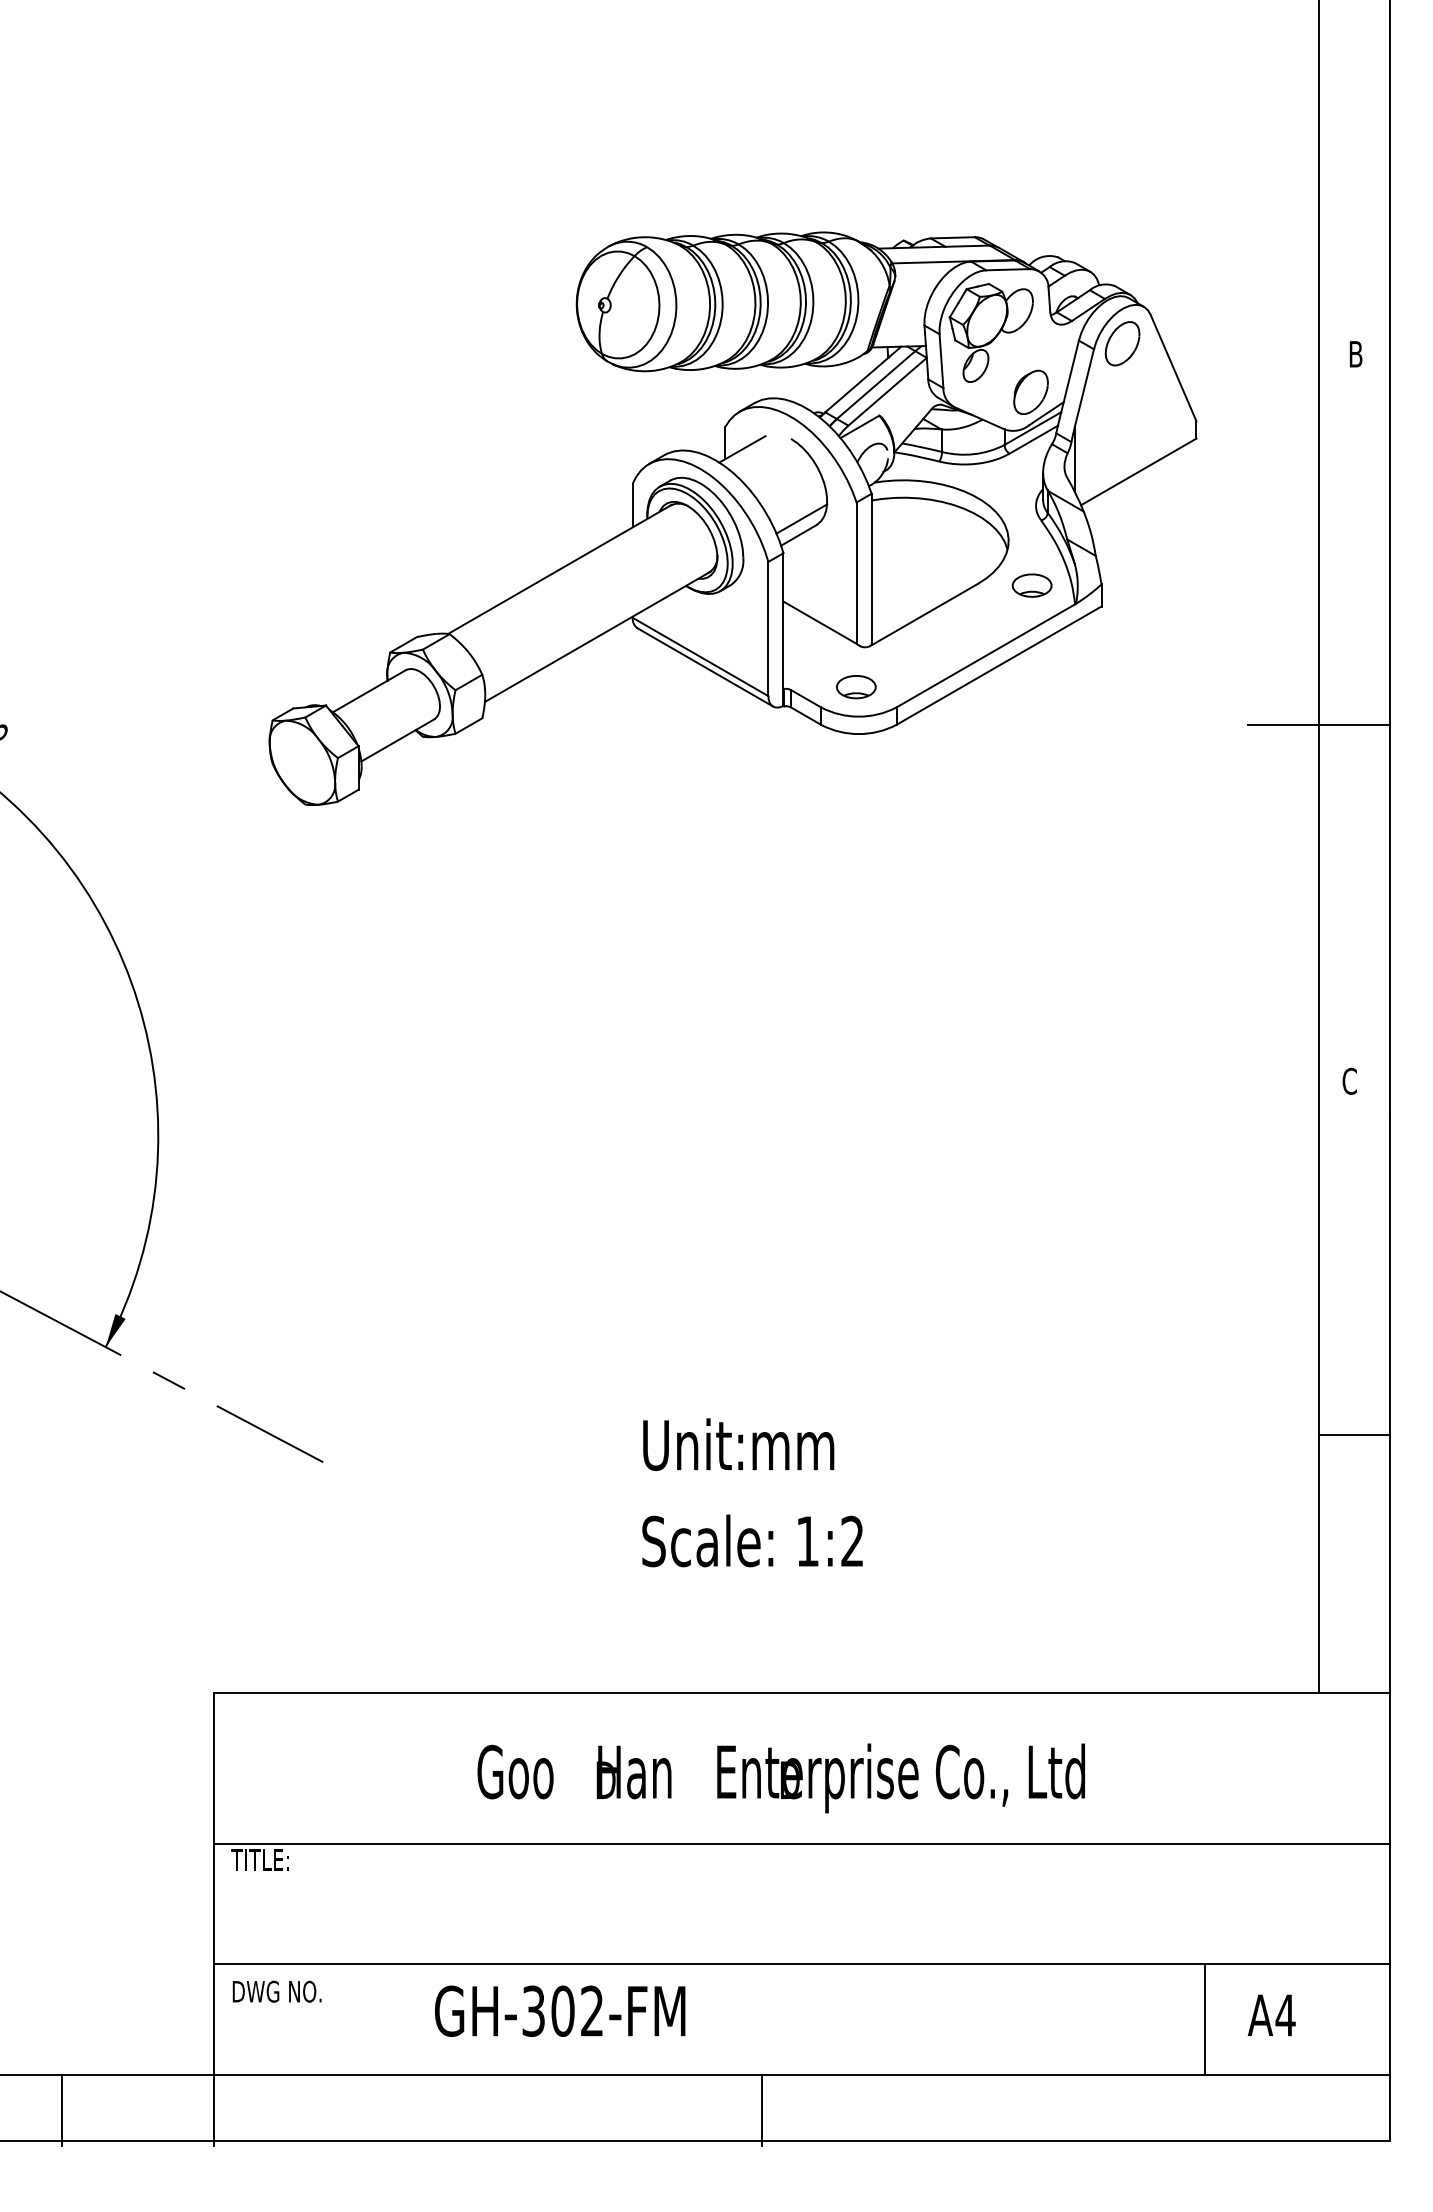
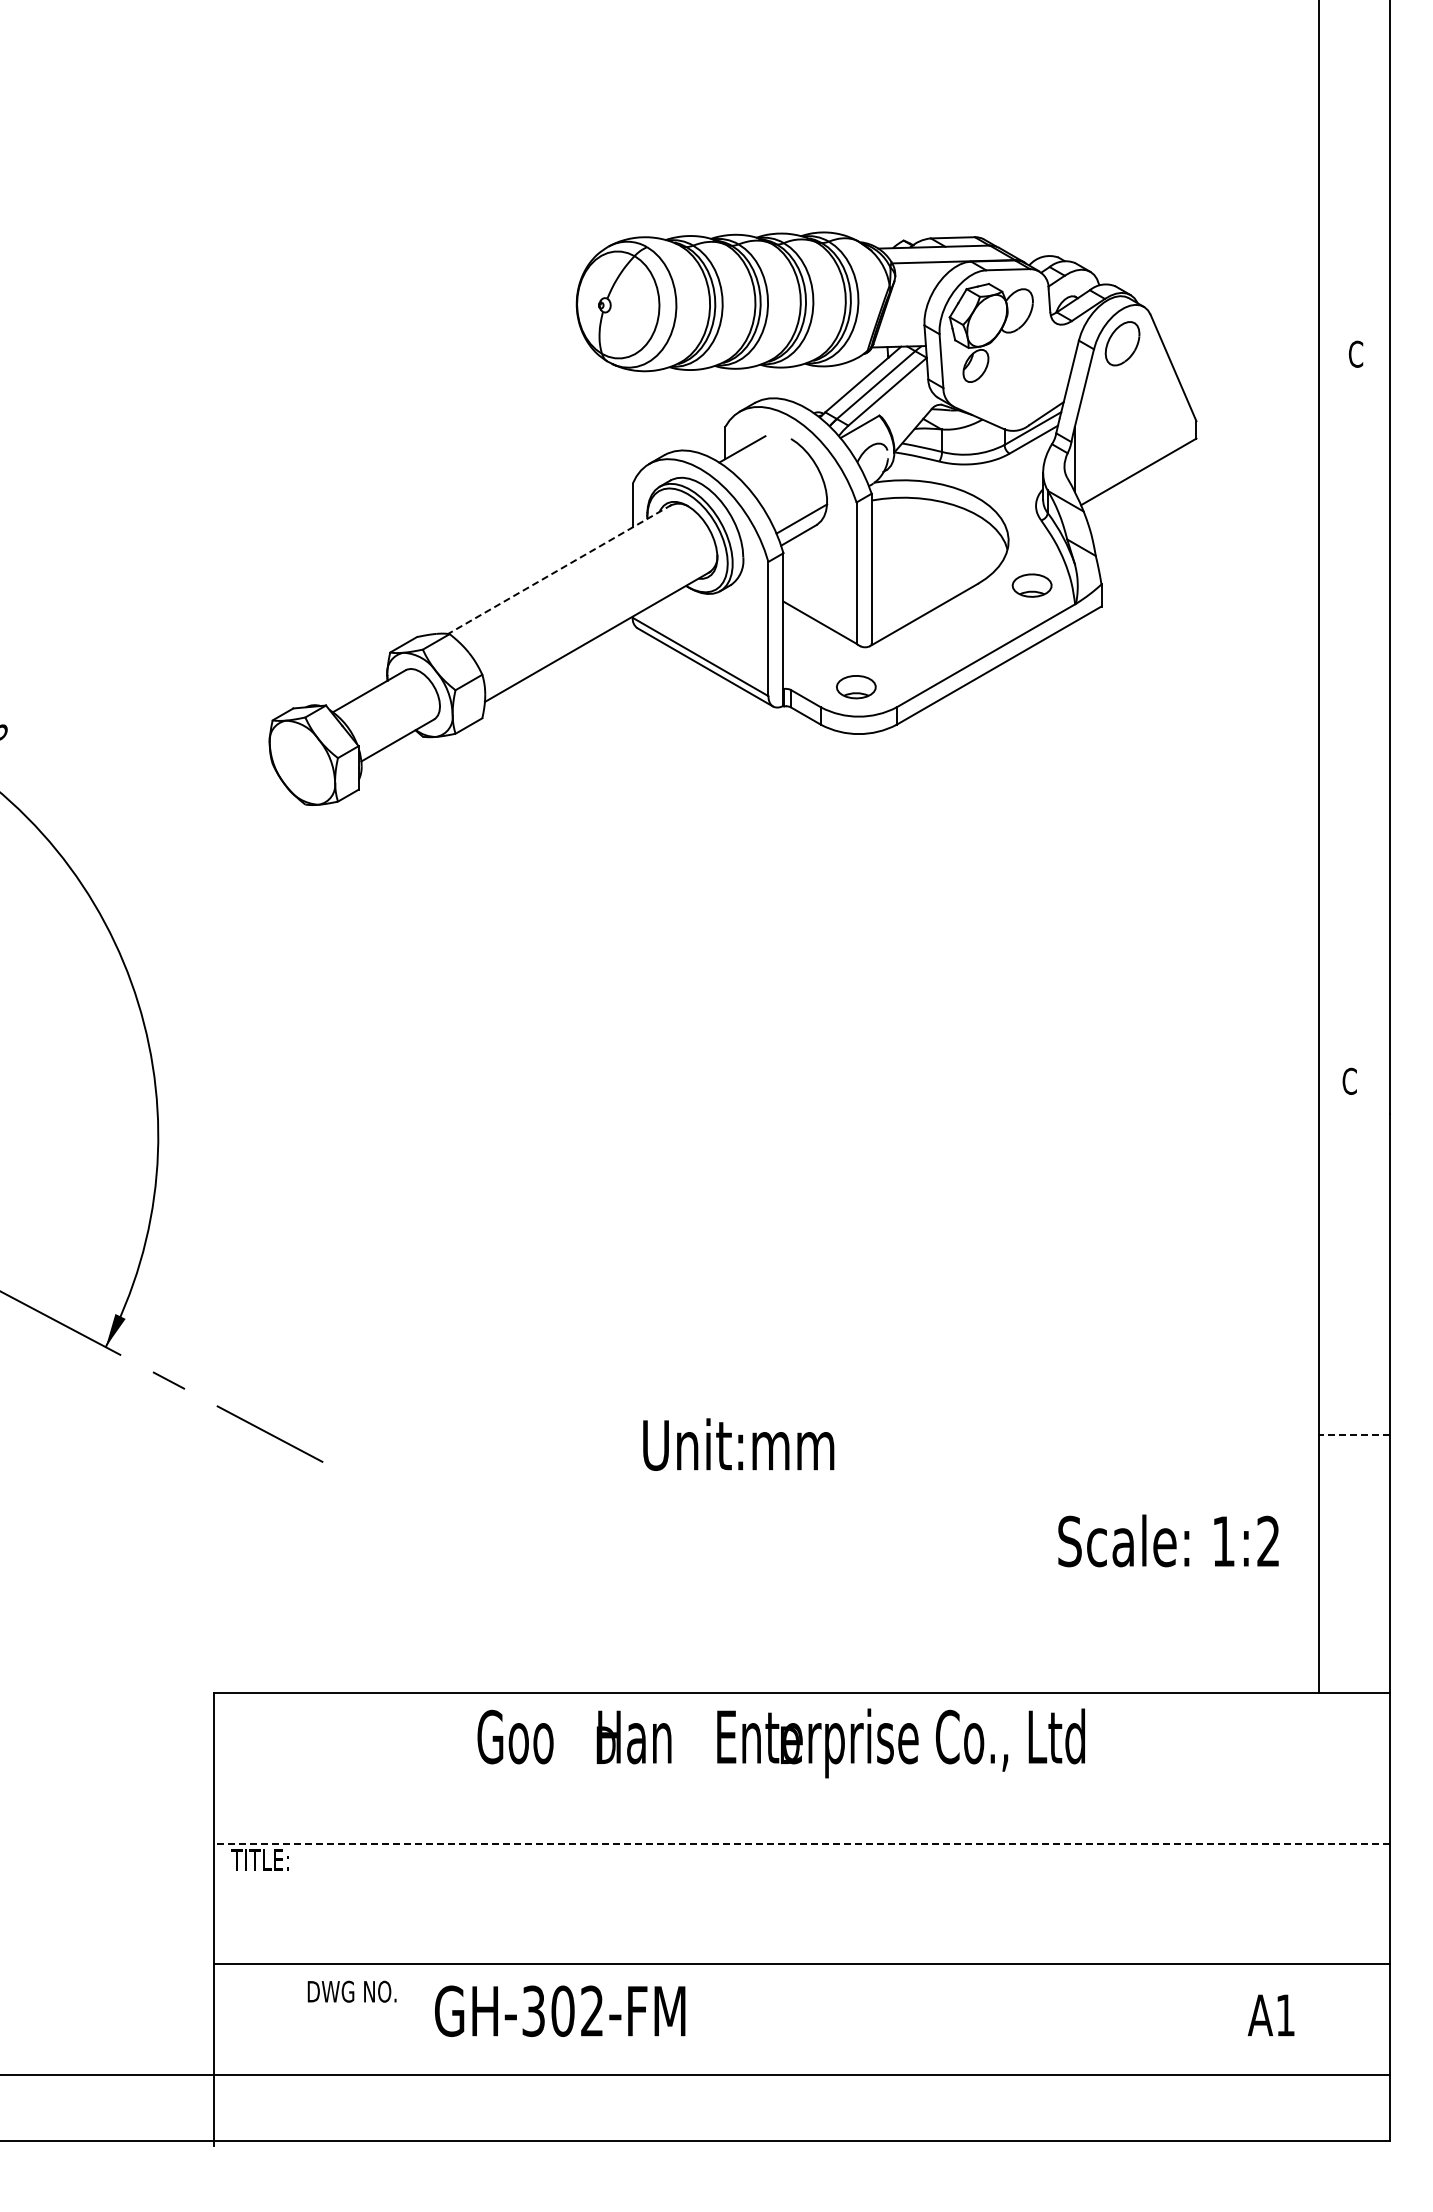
text: B -> C (1355, 353)
part: present -> none (1030, 391)
line: solid -> dashed (559, 569)
line: present -> none (1319, 724)
line: solid -> dashed (1354, 1435)
text position: (752, 1540) -> (1168, 1540) (1168, 1540)
text position: (780, 1778) -> (780, 1743) (780, 1743)
line: solid -> dashed (801, 1843)
text position: (276, 1991) -> (351, 1991) (351, 1991)
text: A4 -> A1 (1285, 2015)
line: present -> none (1205, 2019)
line: present -> none (61, 2109)
line: present -> none (762, 2109)
